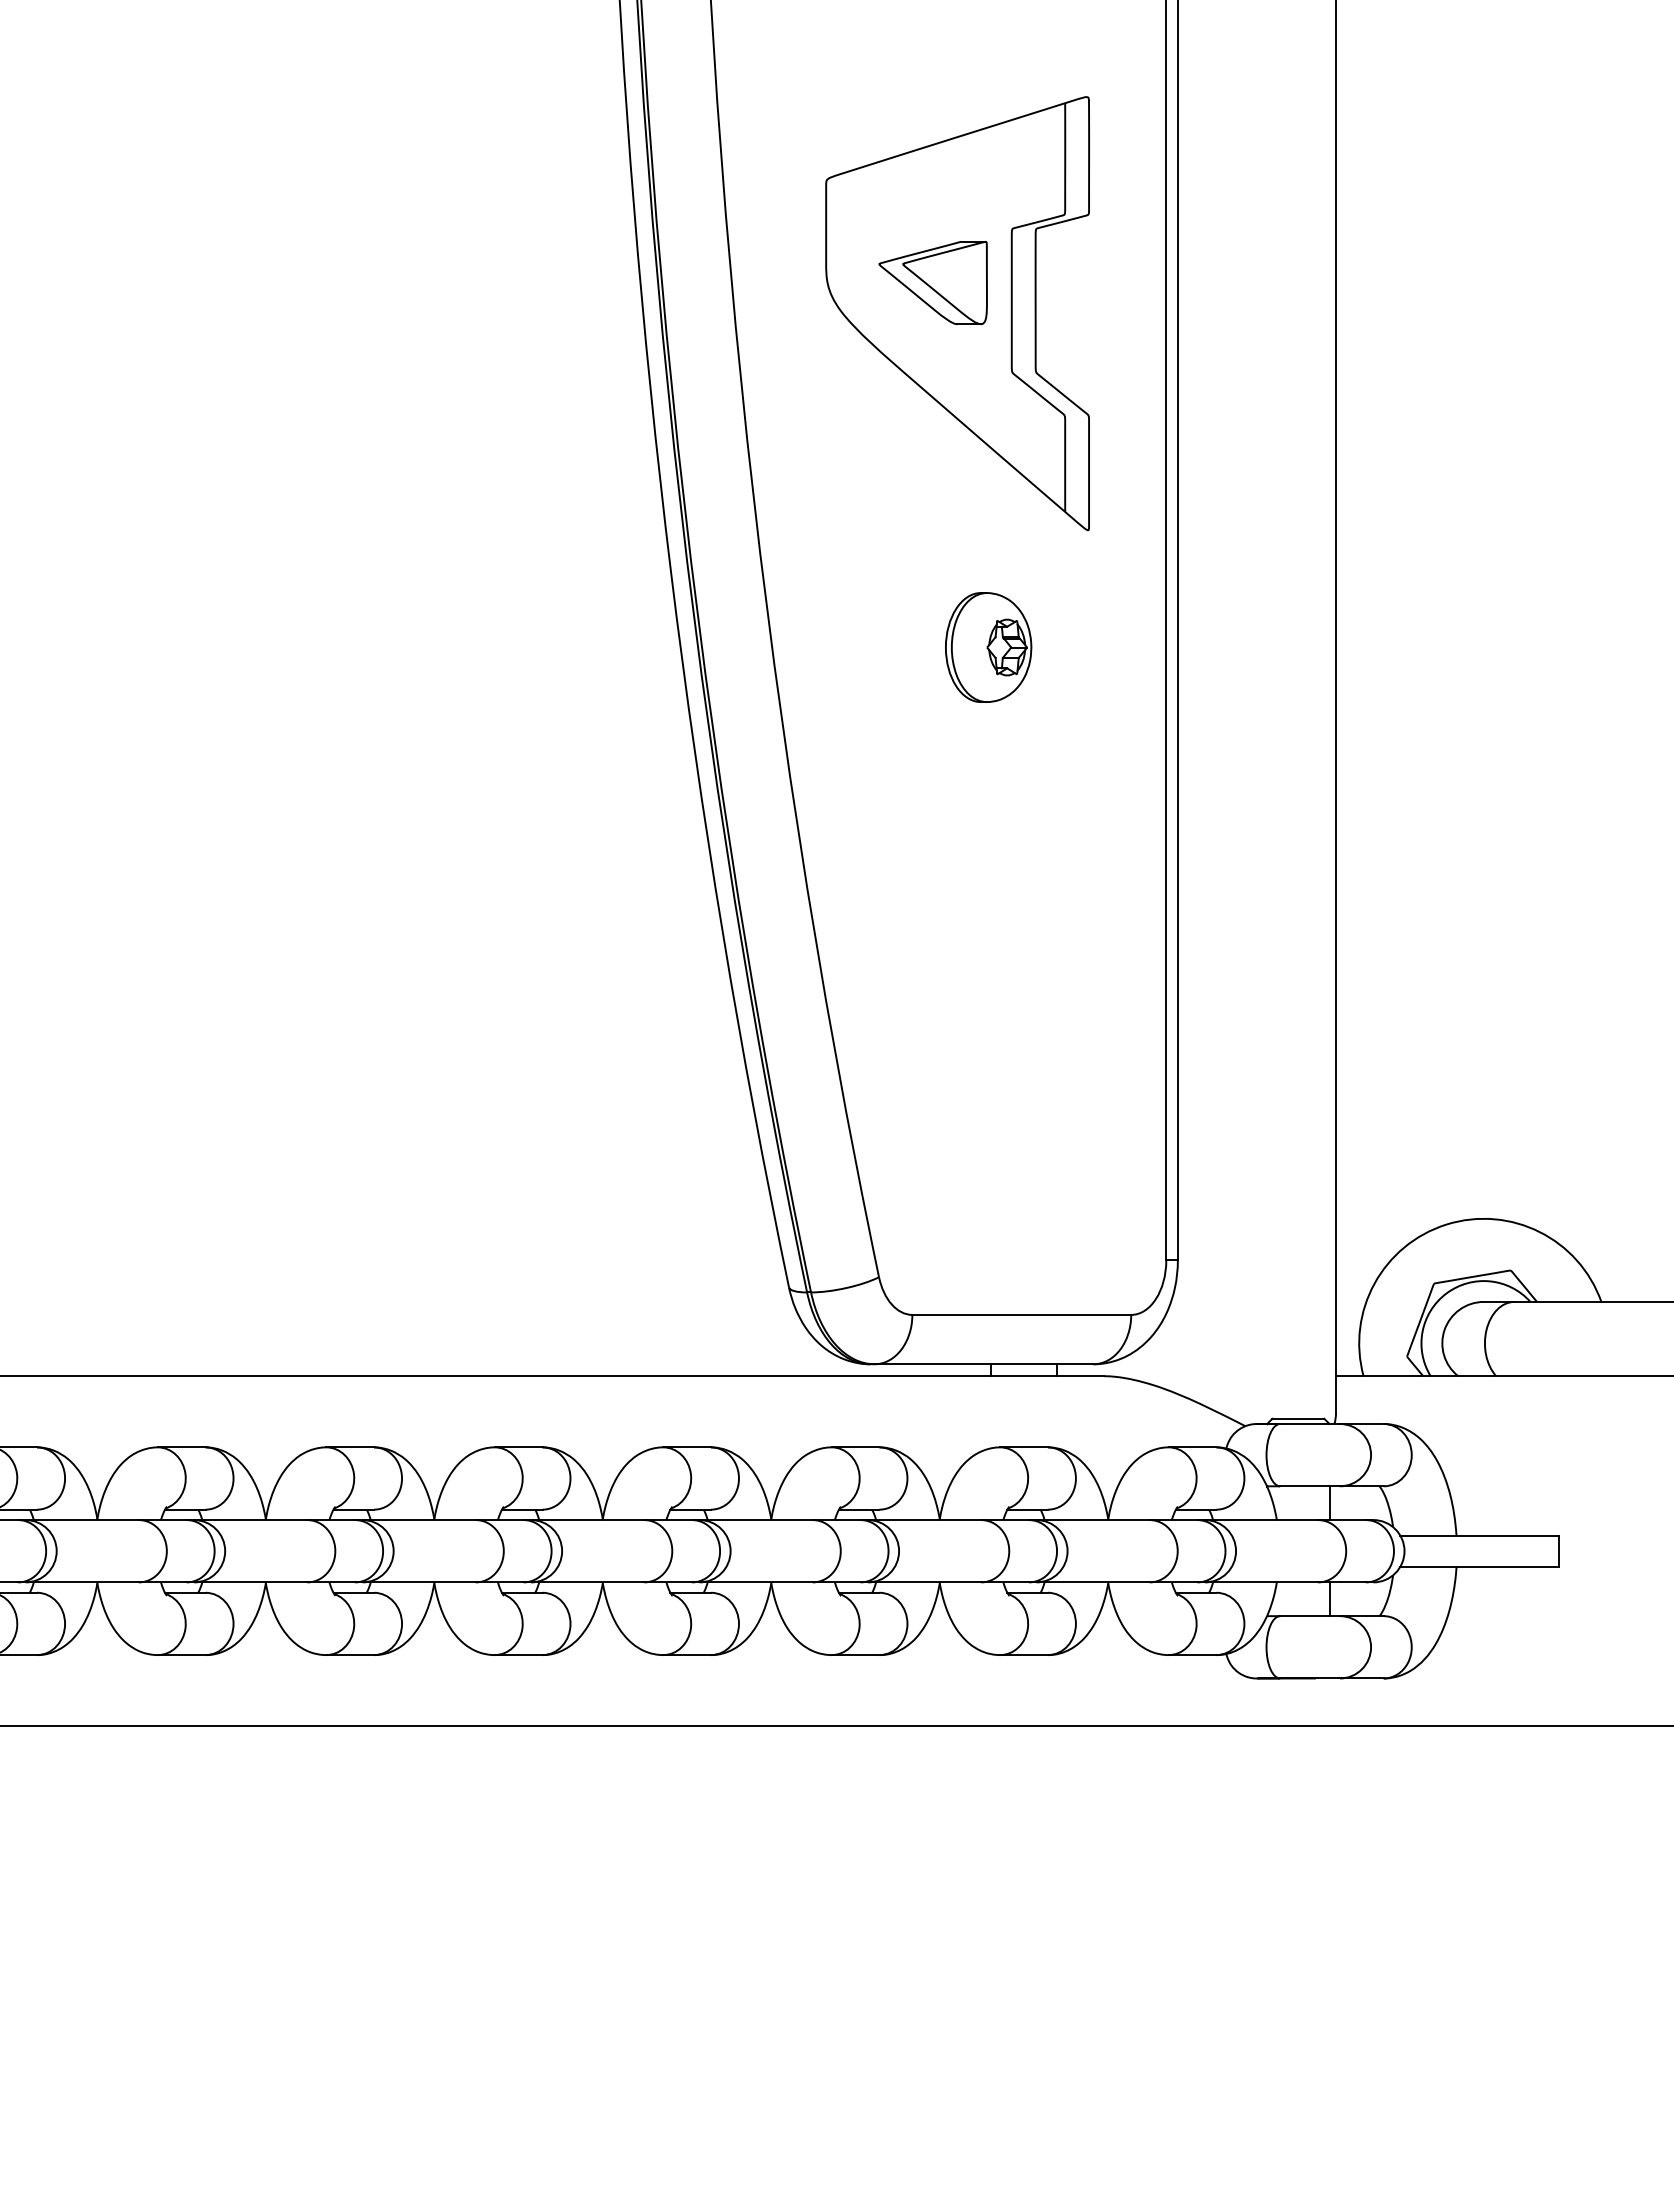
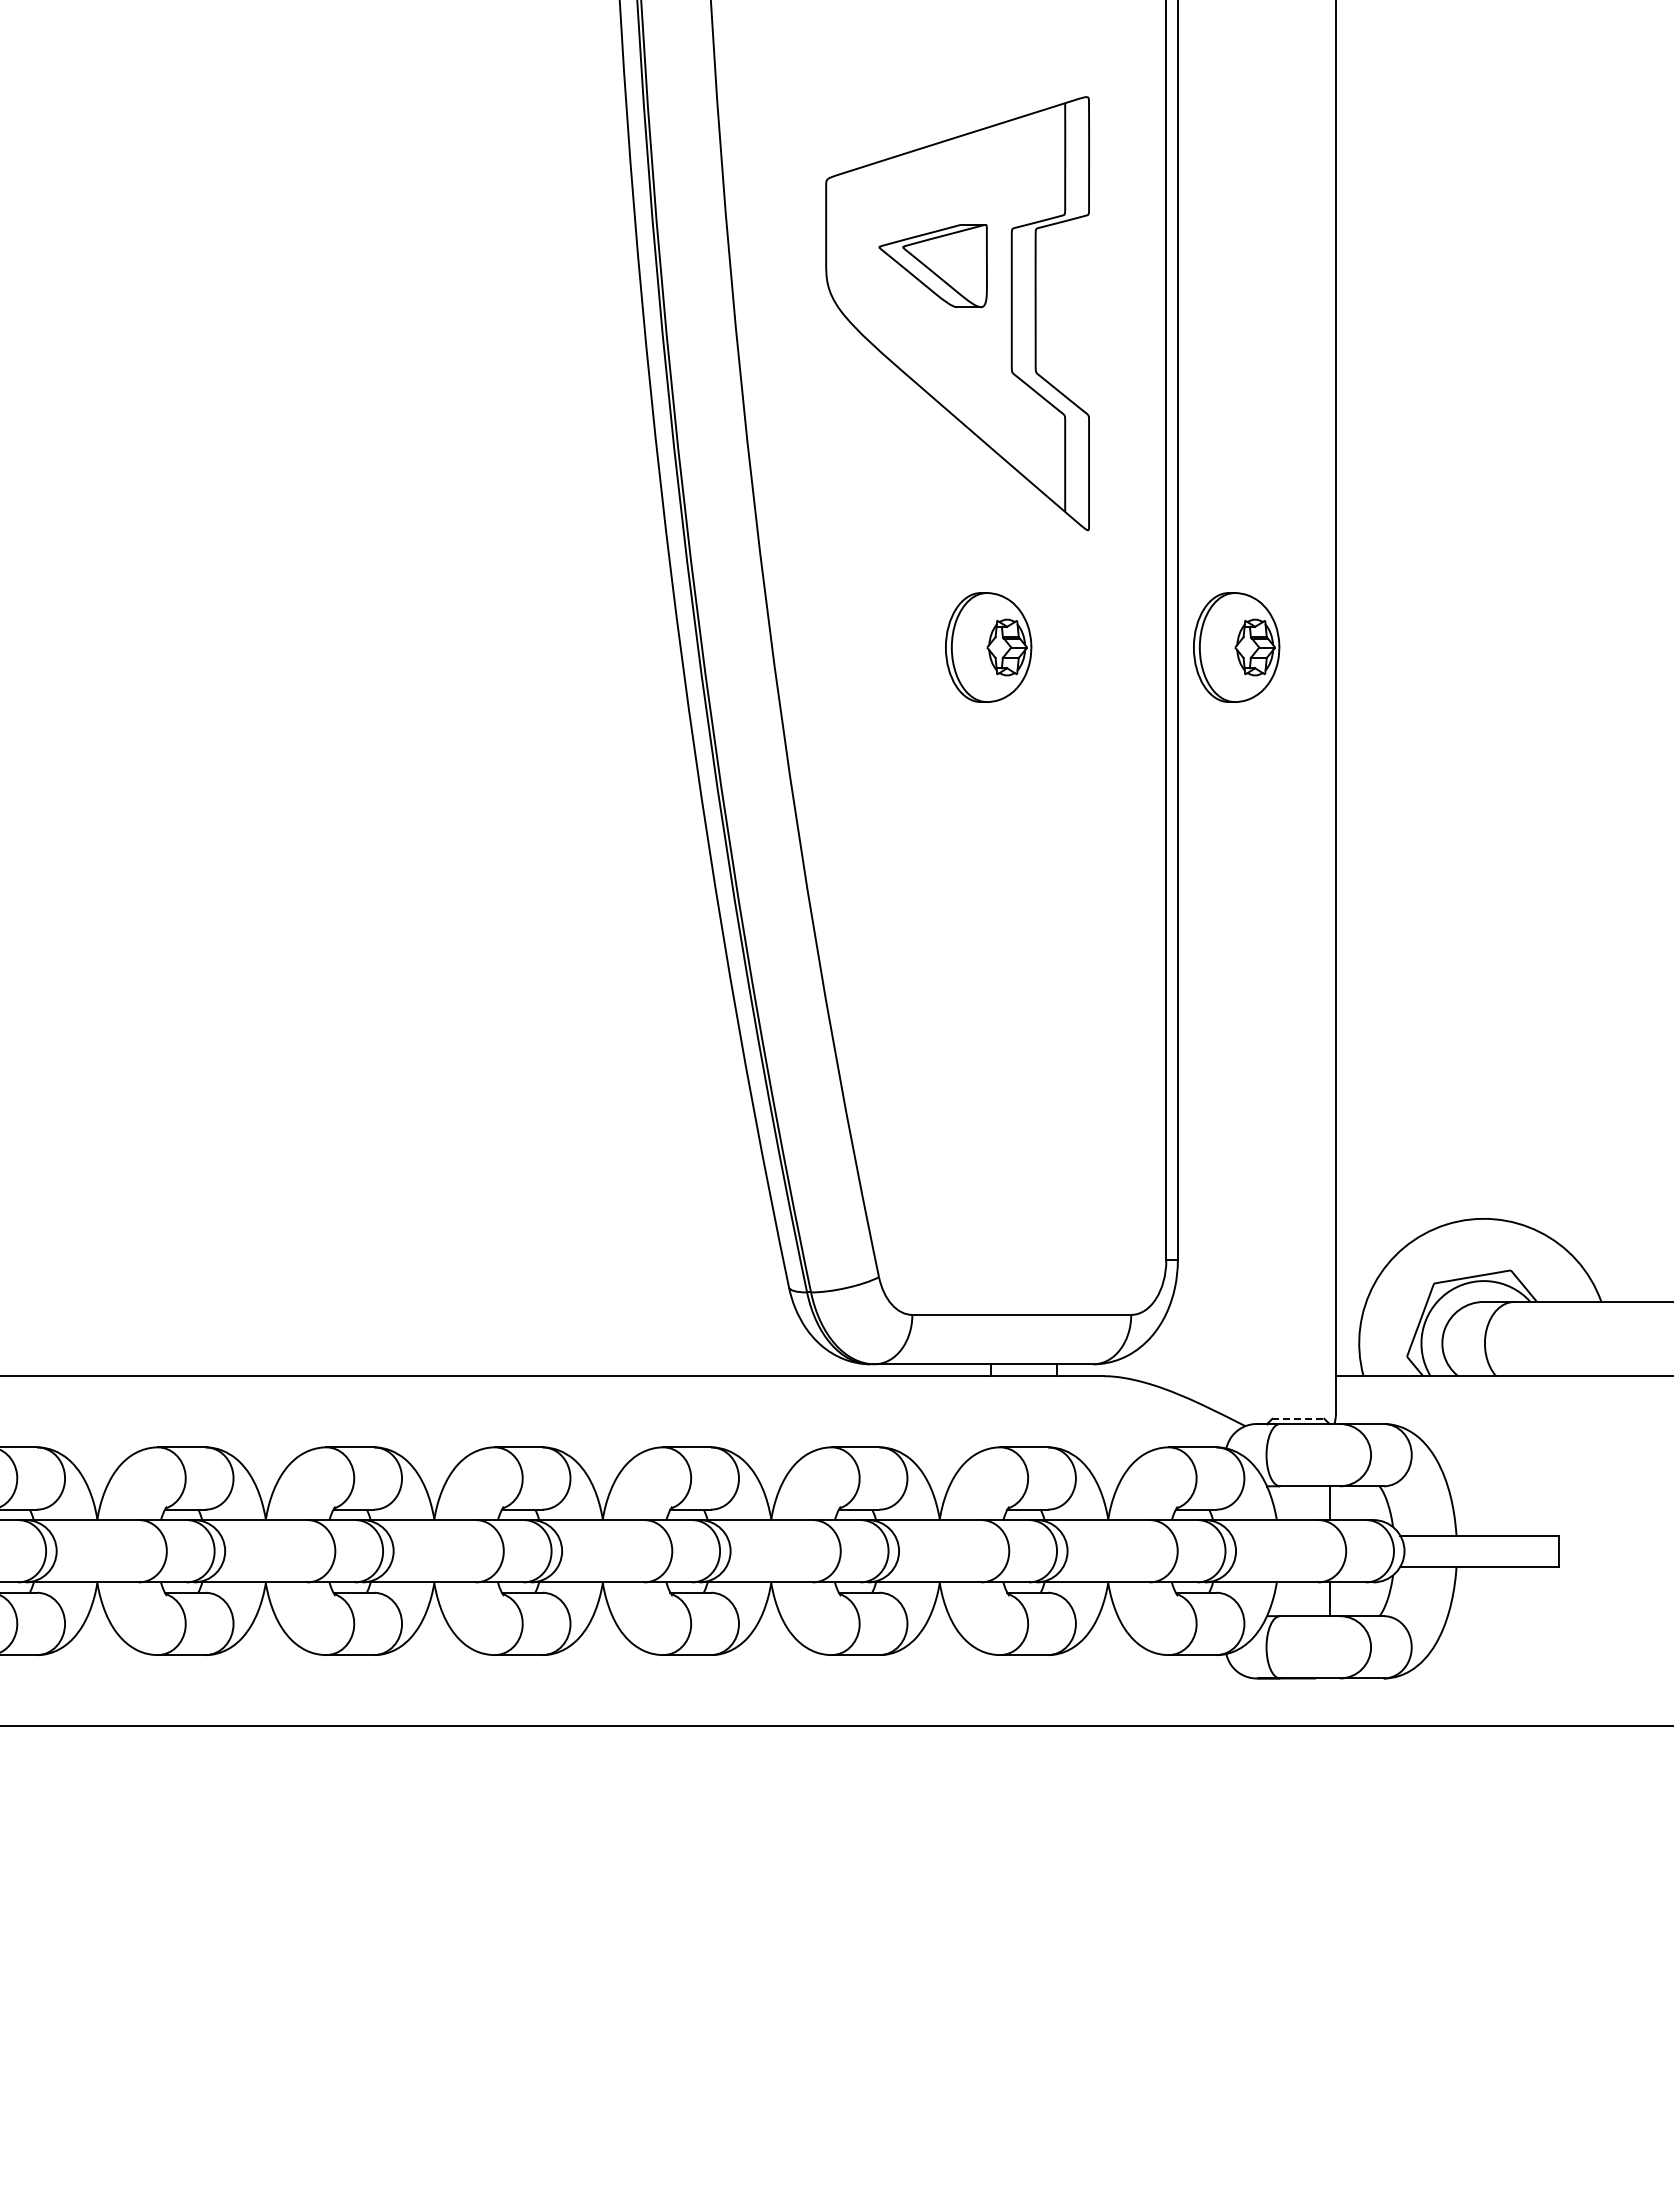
part position: (932, 283) -> (932, 266) (932, 266)
part: none -> present (1236, 647)
line: solid -> dashed (1298, 1418)
